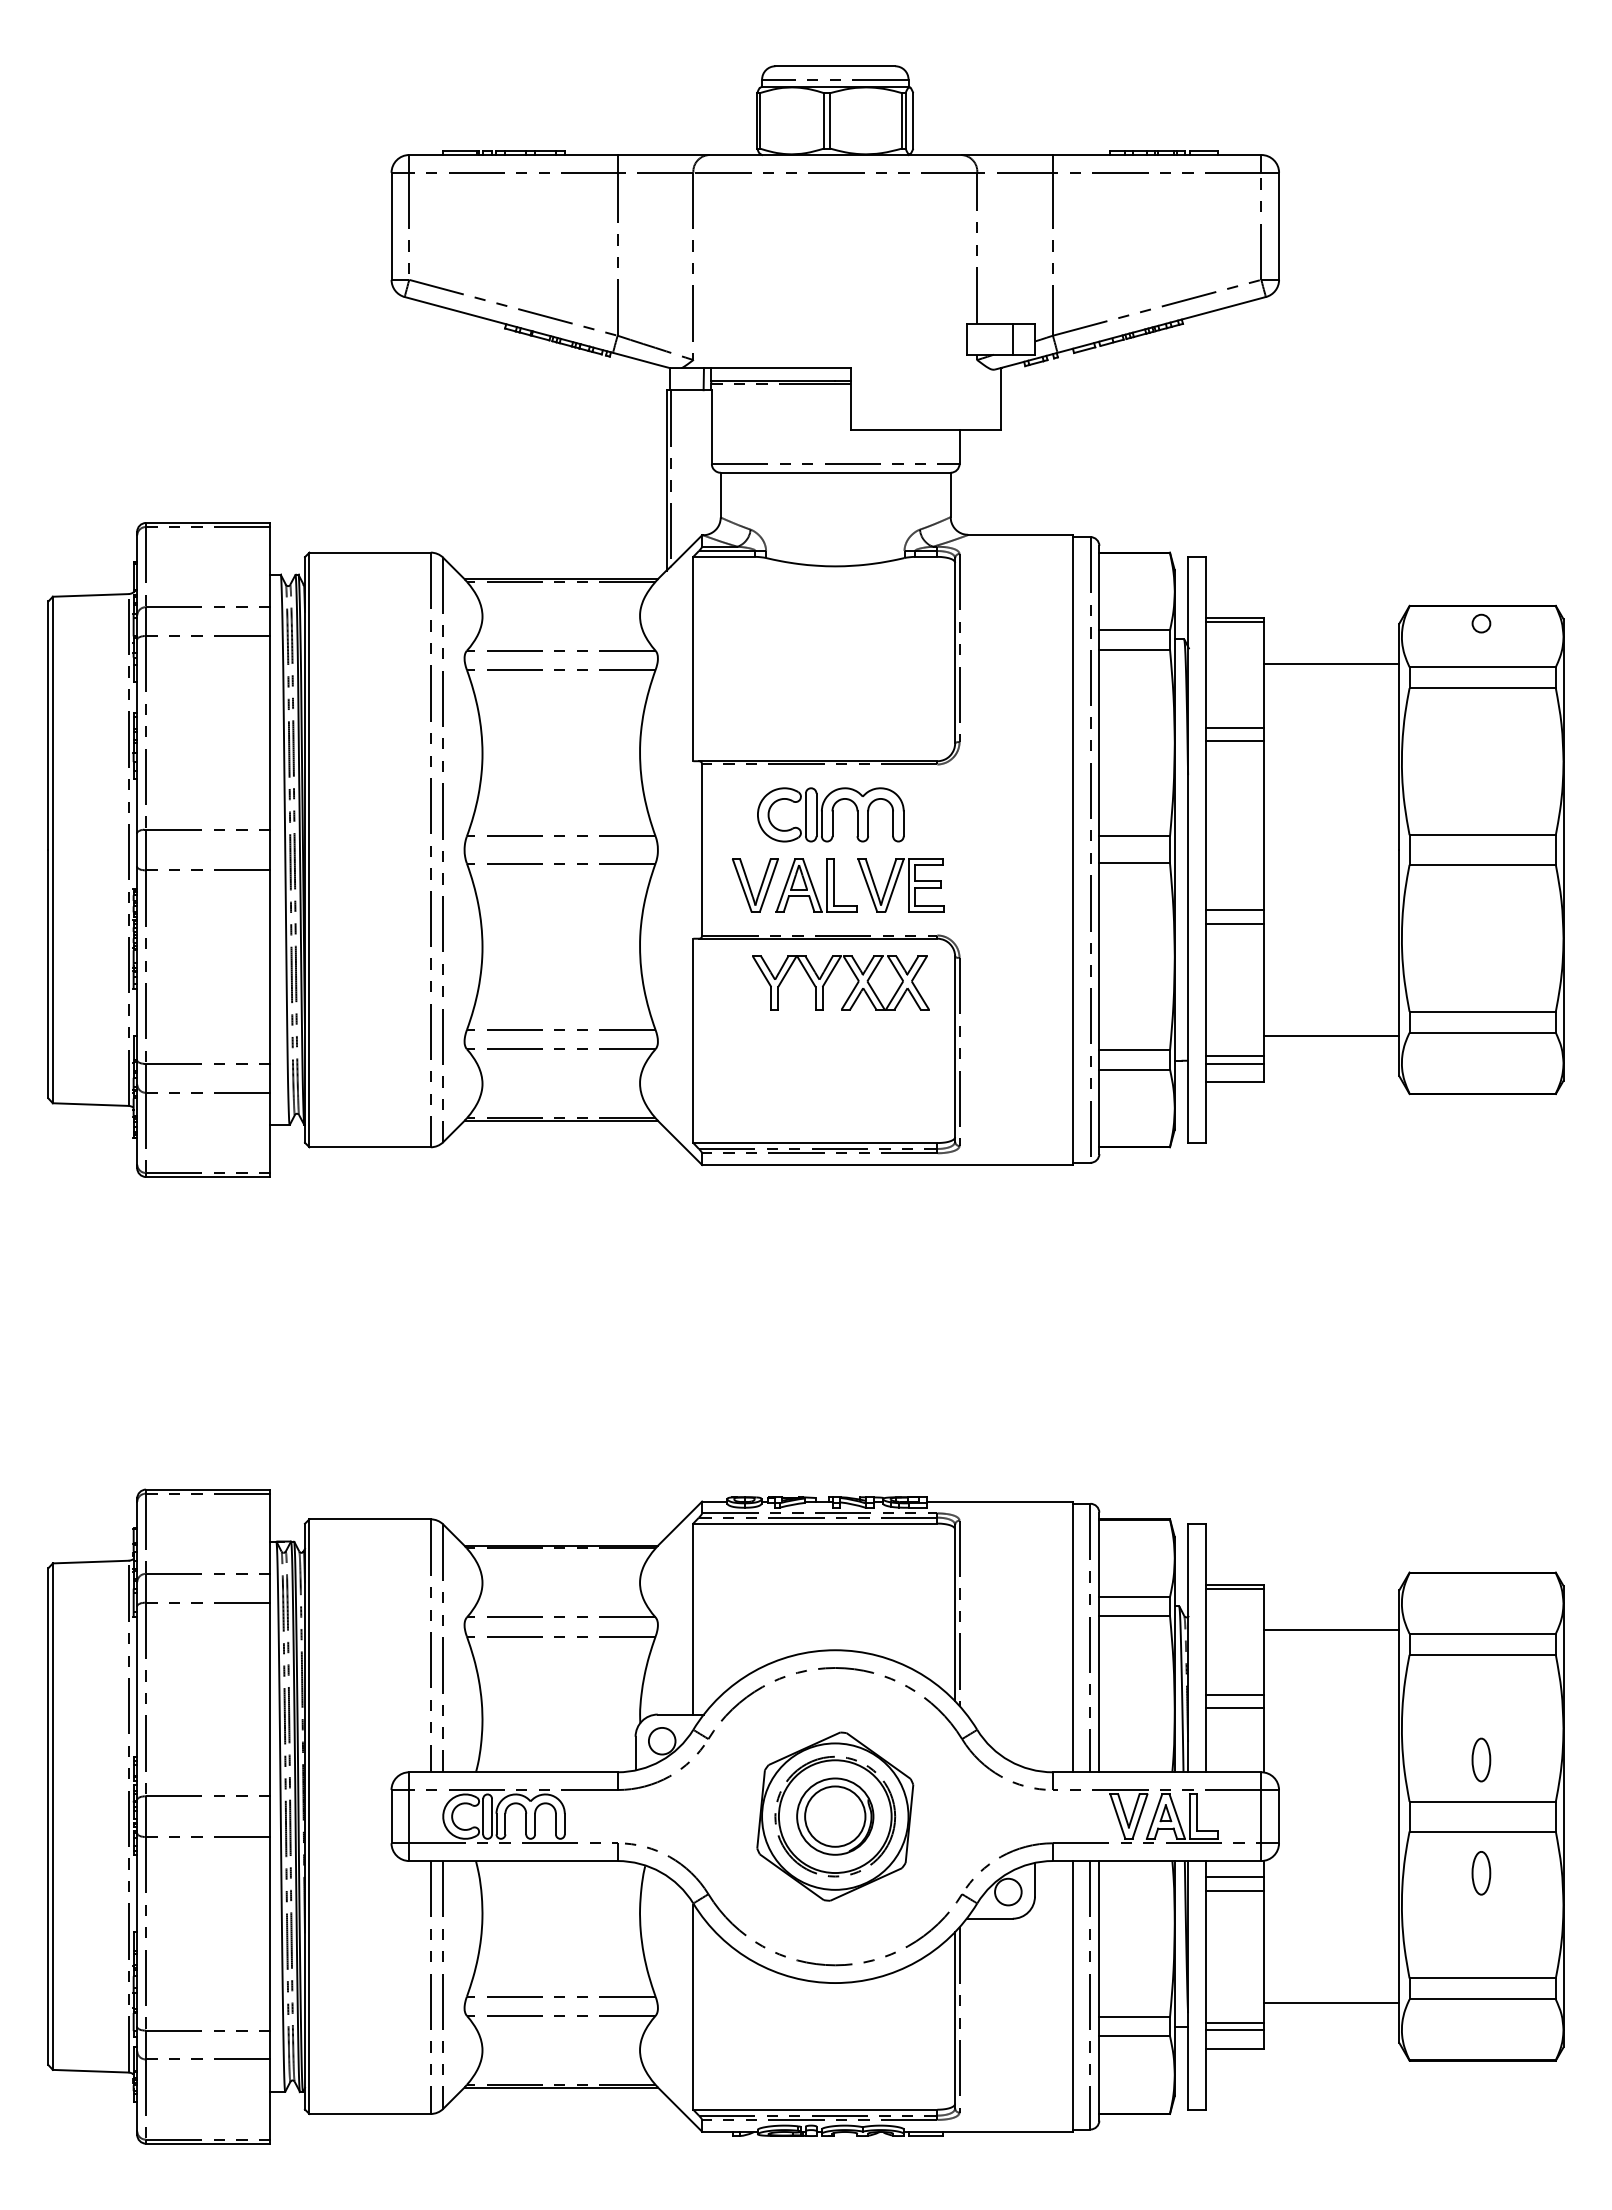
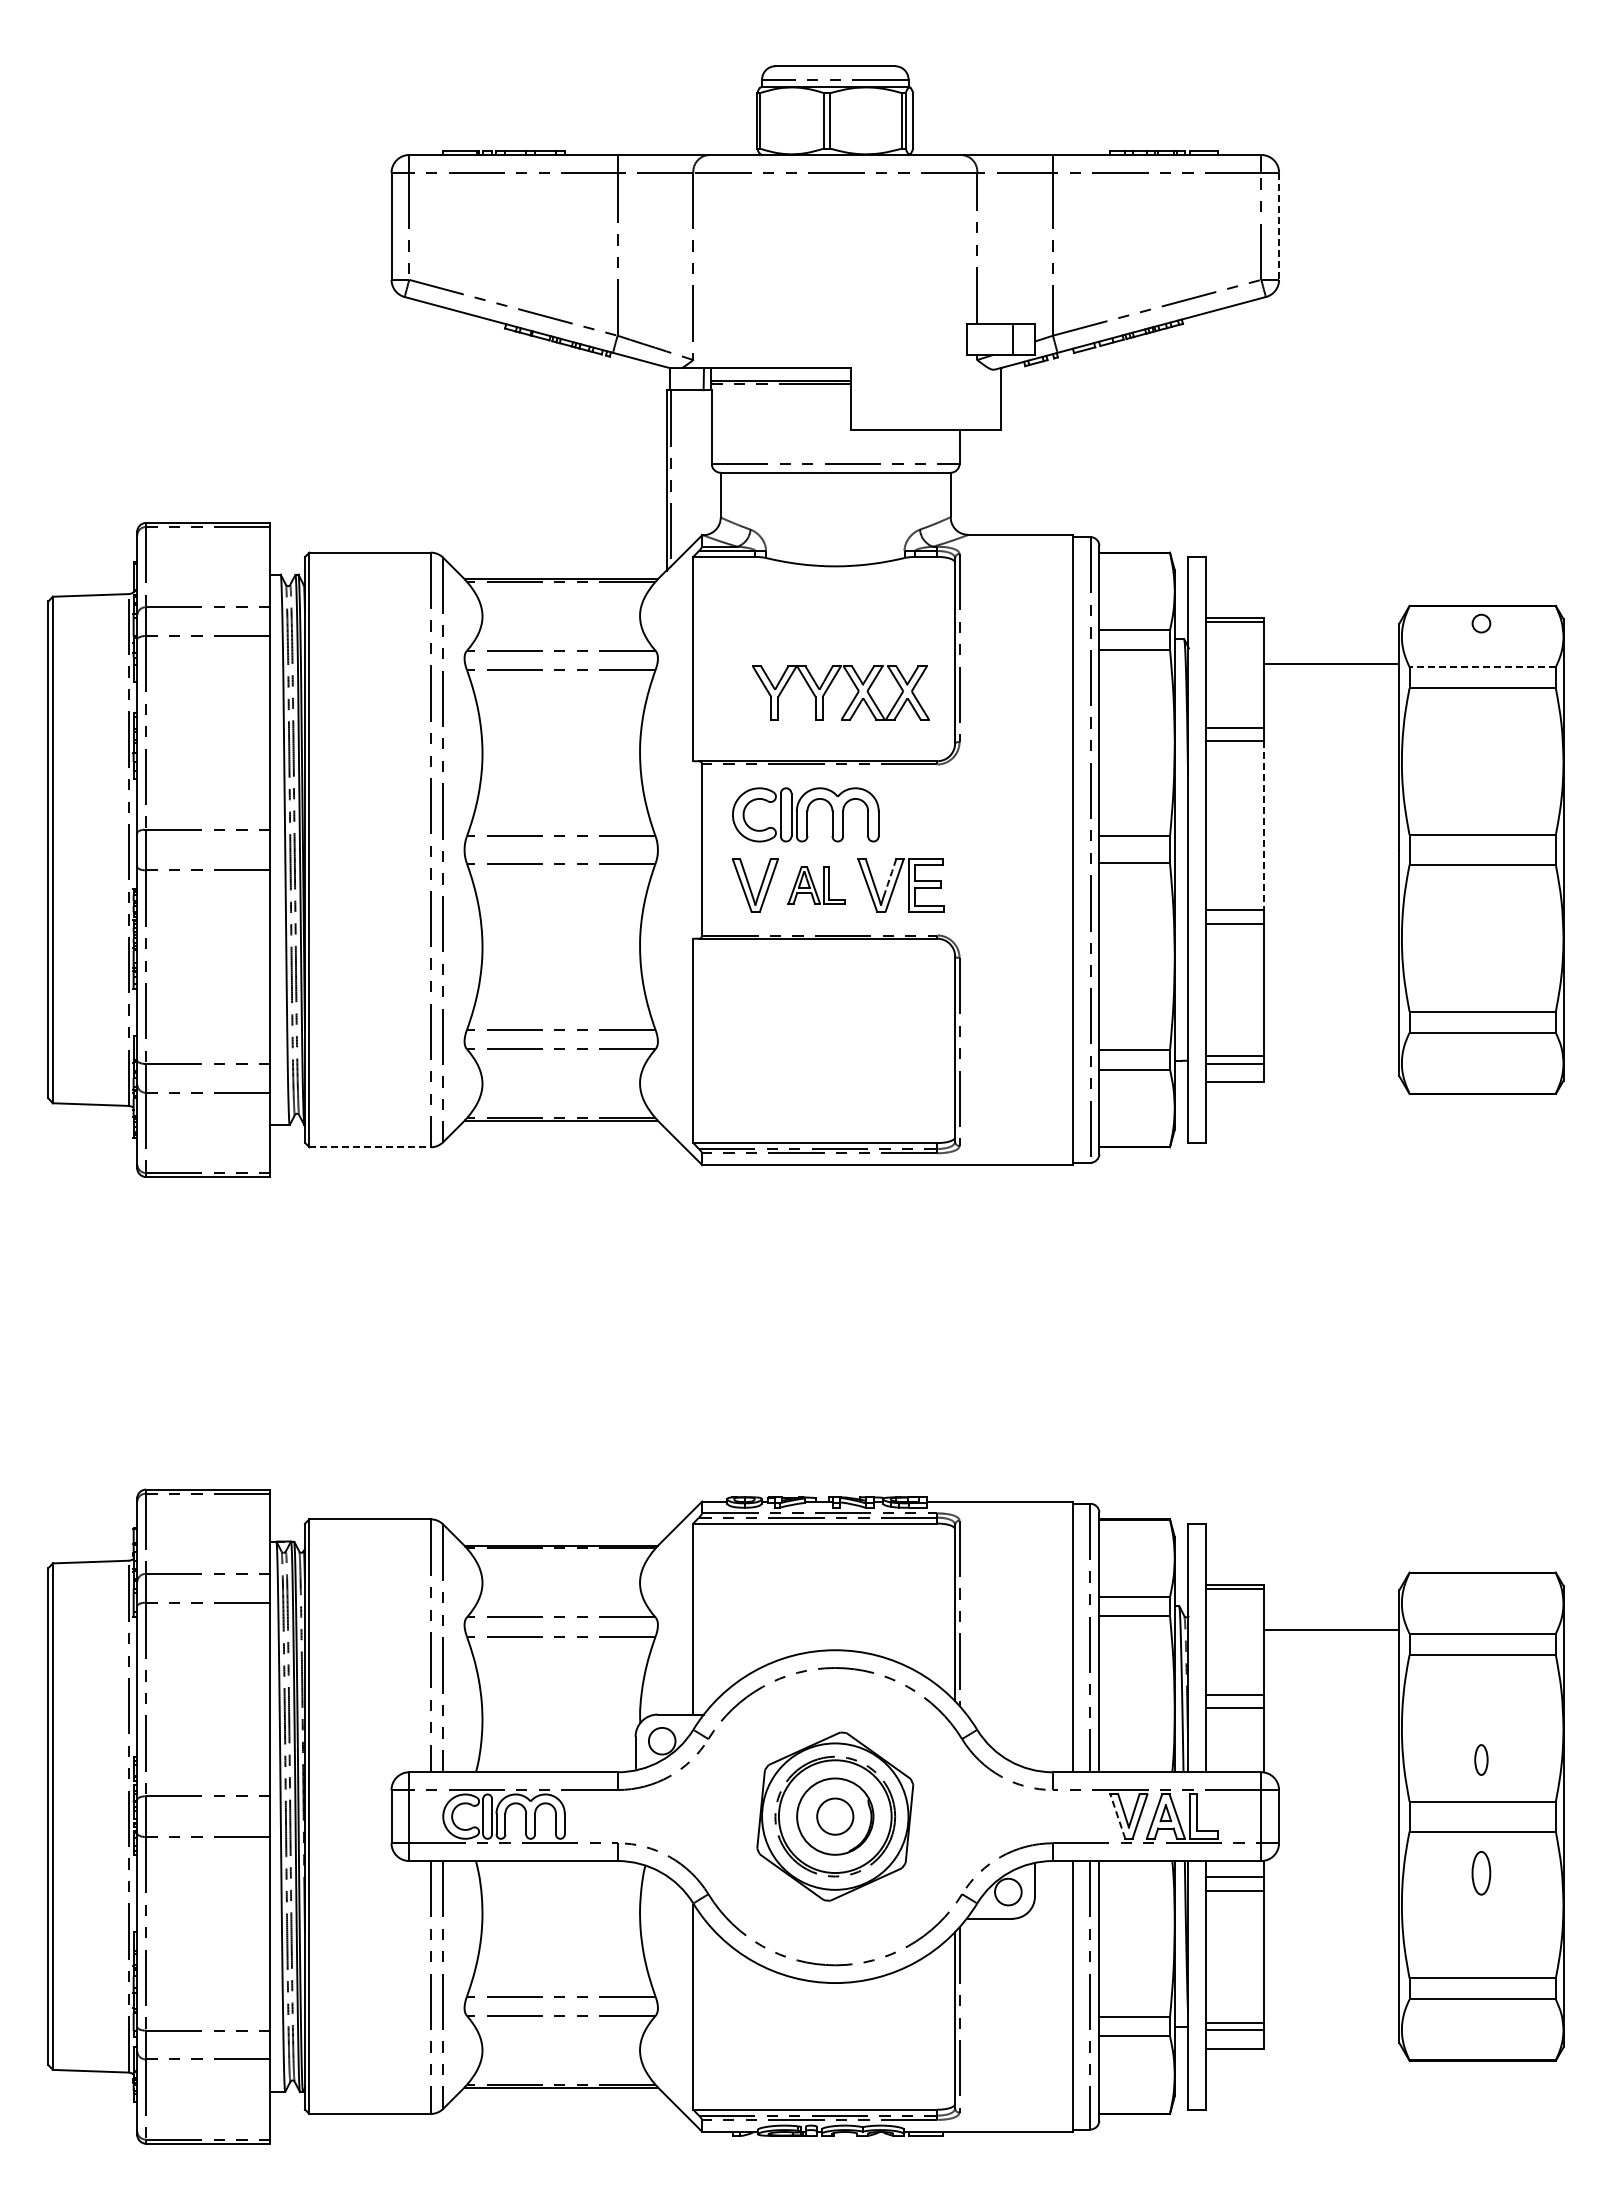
line: solid -> dashed (1279, 226)
line: solid -> dashed (1482, 667)
part position: (830, 814) -> (805, 814) (805, 814)
line: solid -> dashed (1263, 826)
line: solid -> dashed (890, 878)
part size: 83x55 px -> 59x39 px (816, 885)
part position: (831, 974) -> (831, 684) (831, 684)
line: present -> none (1331, 1036)
line: solid -> dashed (370, 1147)
part size: 21x46 px -> 15x32 px (1481, 1759)
circle diameter: 60 px -> 36 px (835, 1816)
line: solid -> dashed (1117, 1816)
line: present -> none (1331, 2003)
